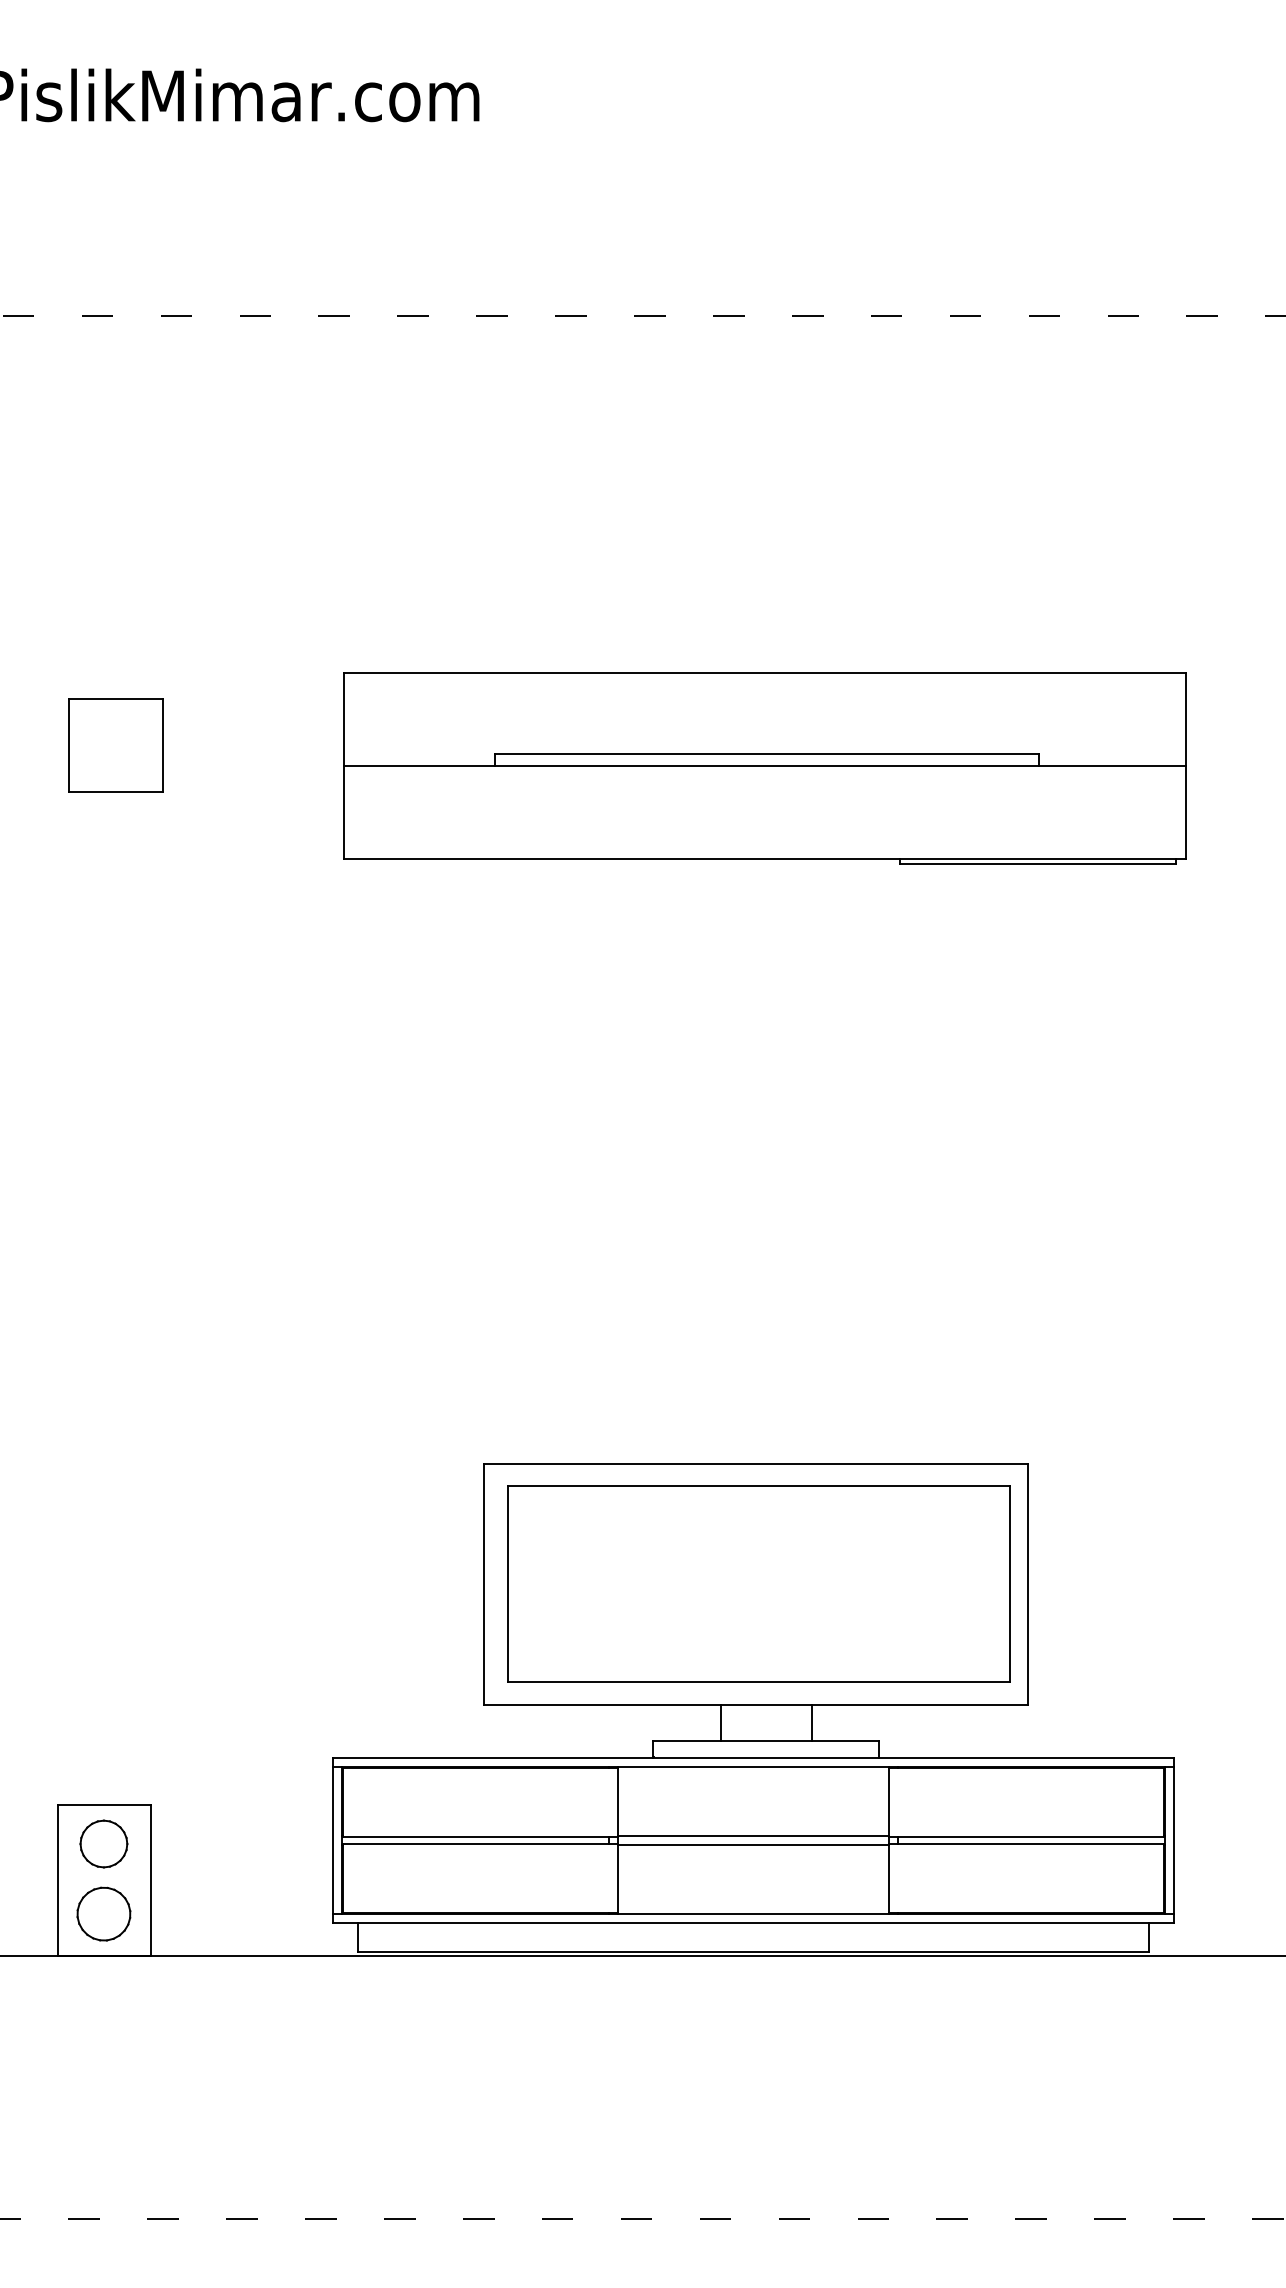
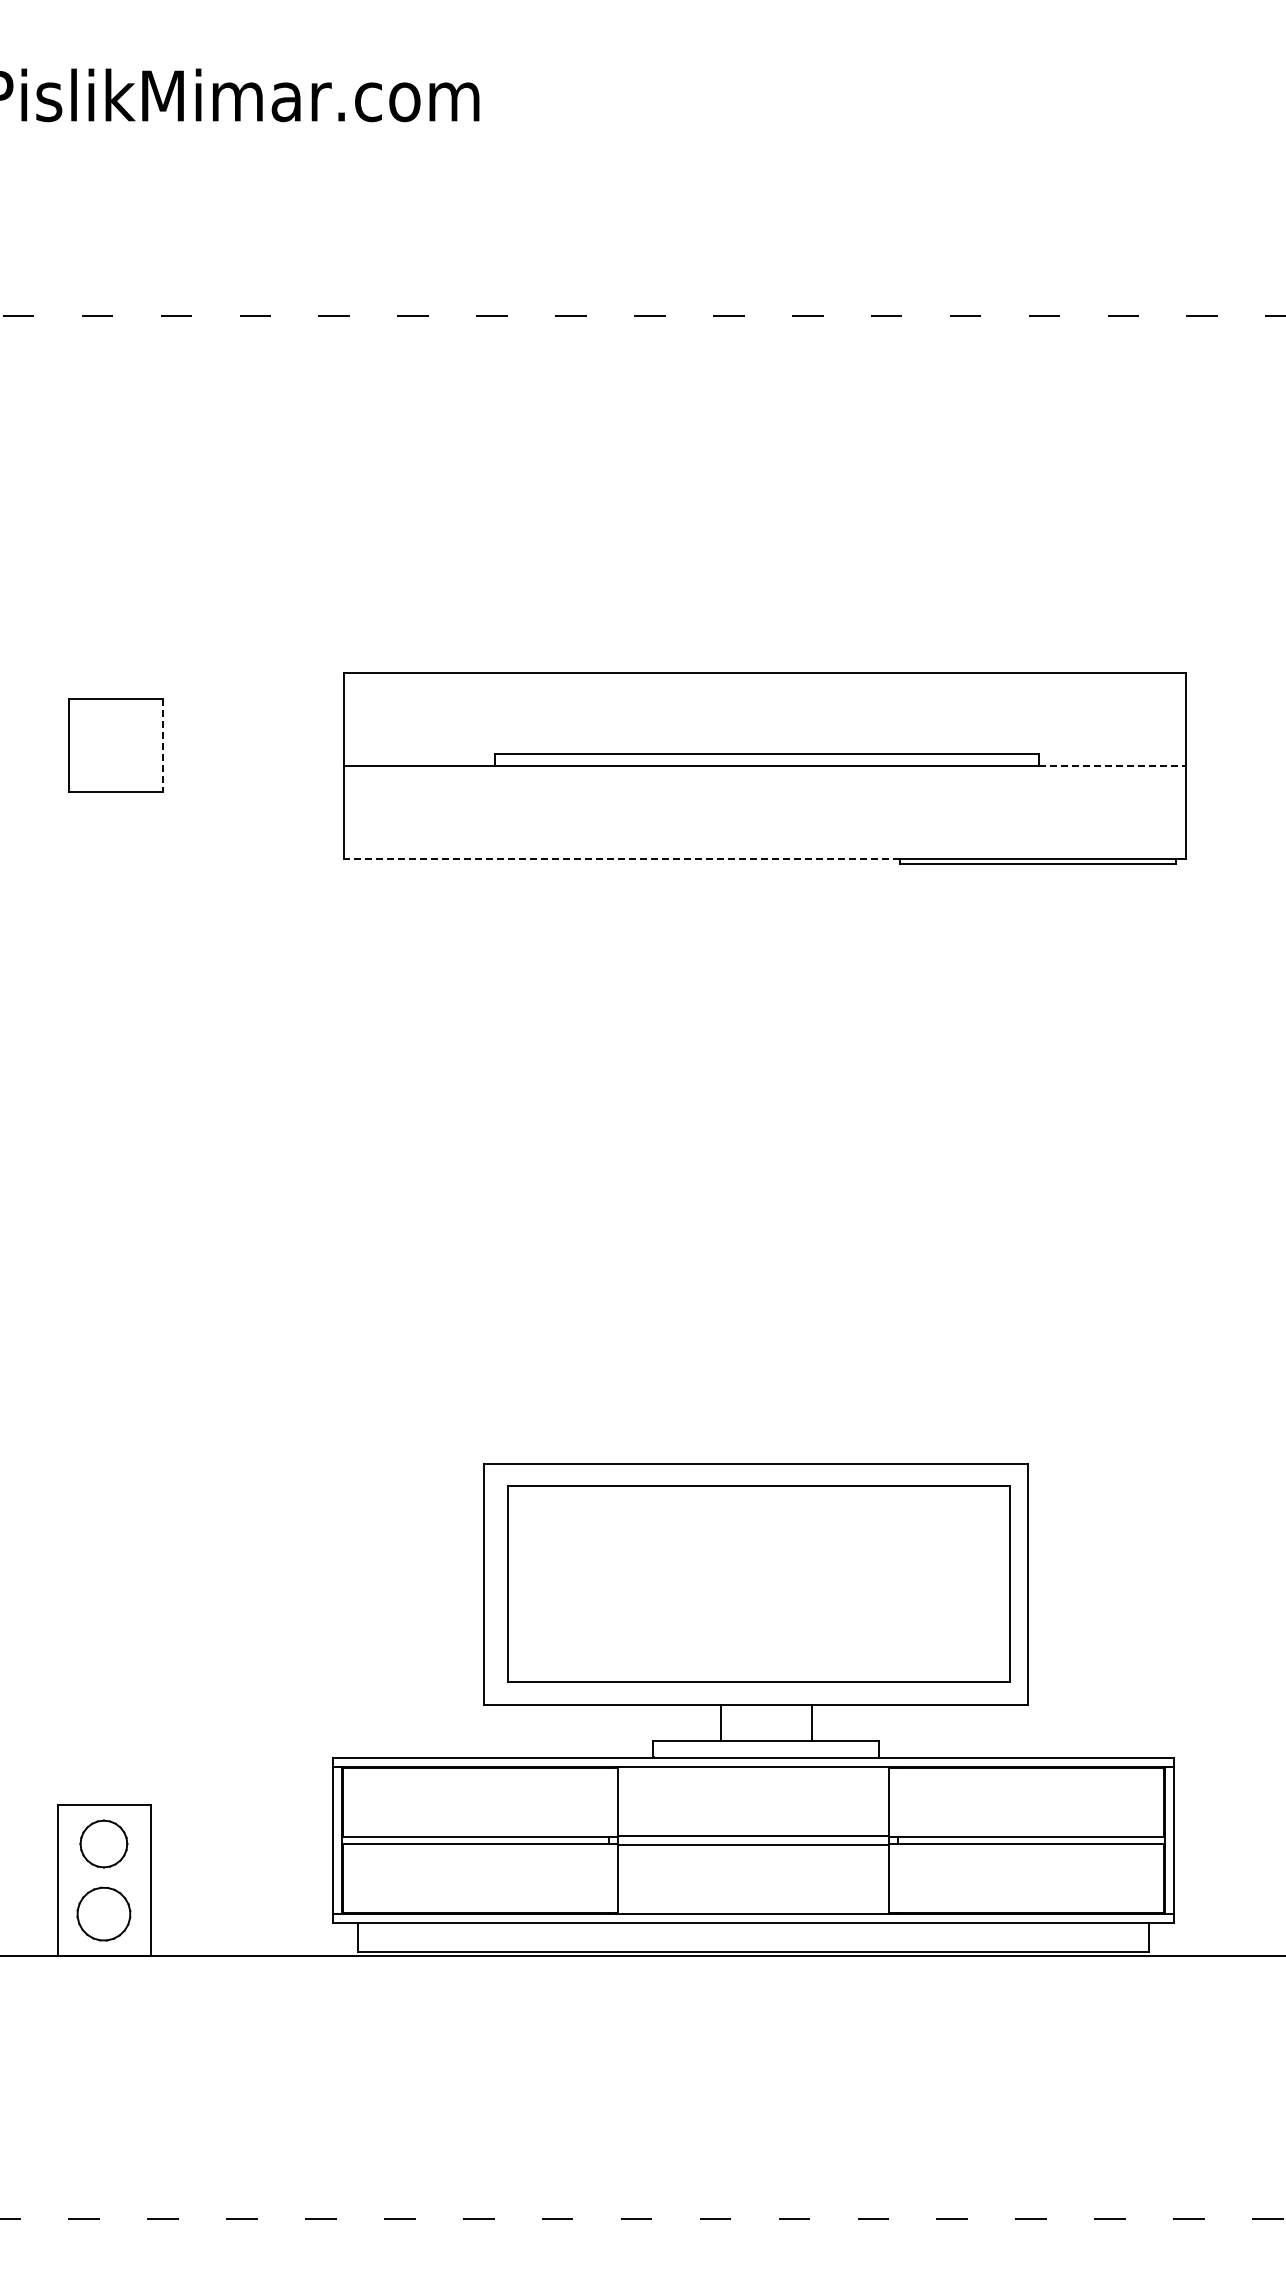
line: solid -> dashed (162, 745)
line: solid -> dashed (1112, 766)
line: solid -> dashed (621, 858)
